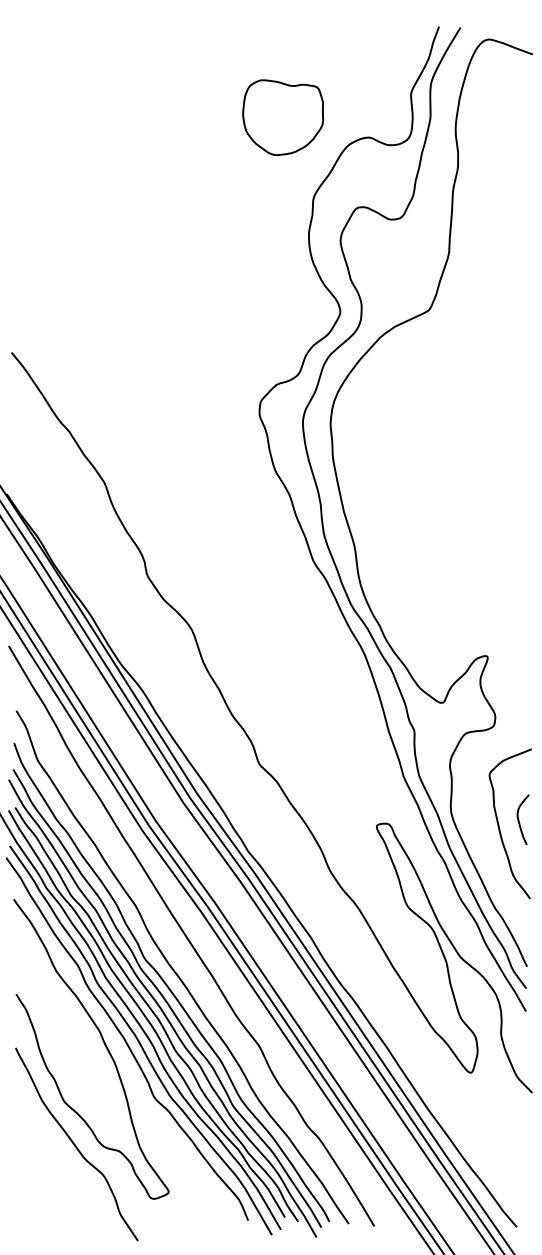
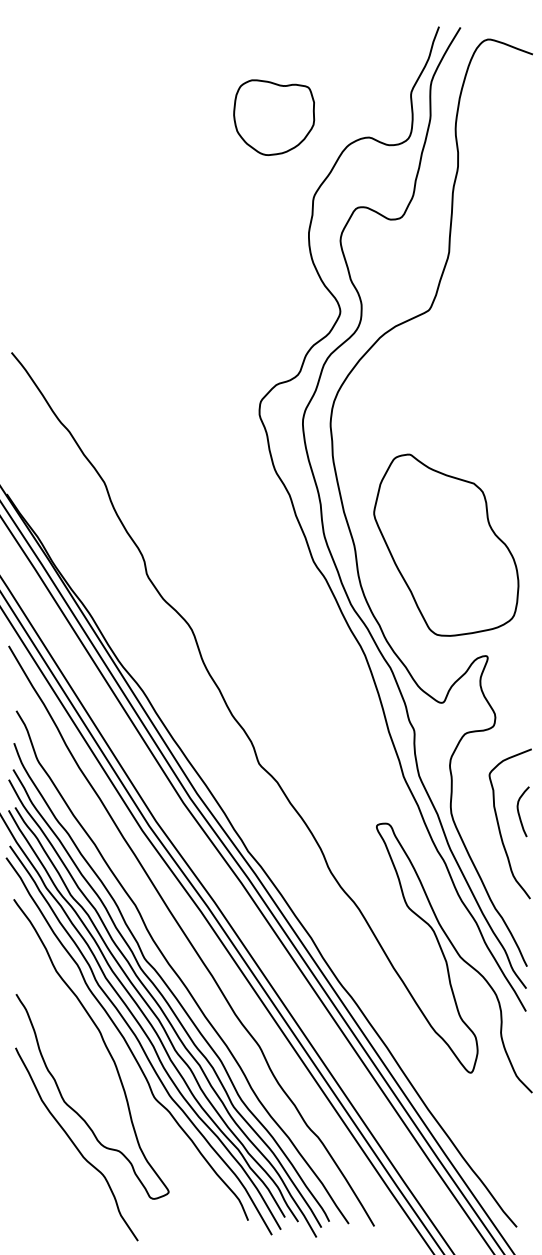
part position: (283, 117) -> (274, 117) (274, 117)
part: none -> present (446, 544)
curve position: (519, 819) -> (519, 811) (519, 811)
